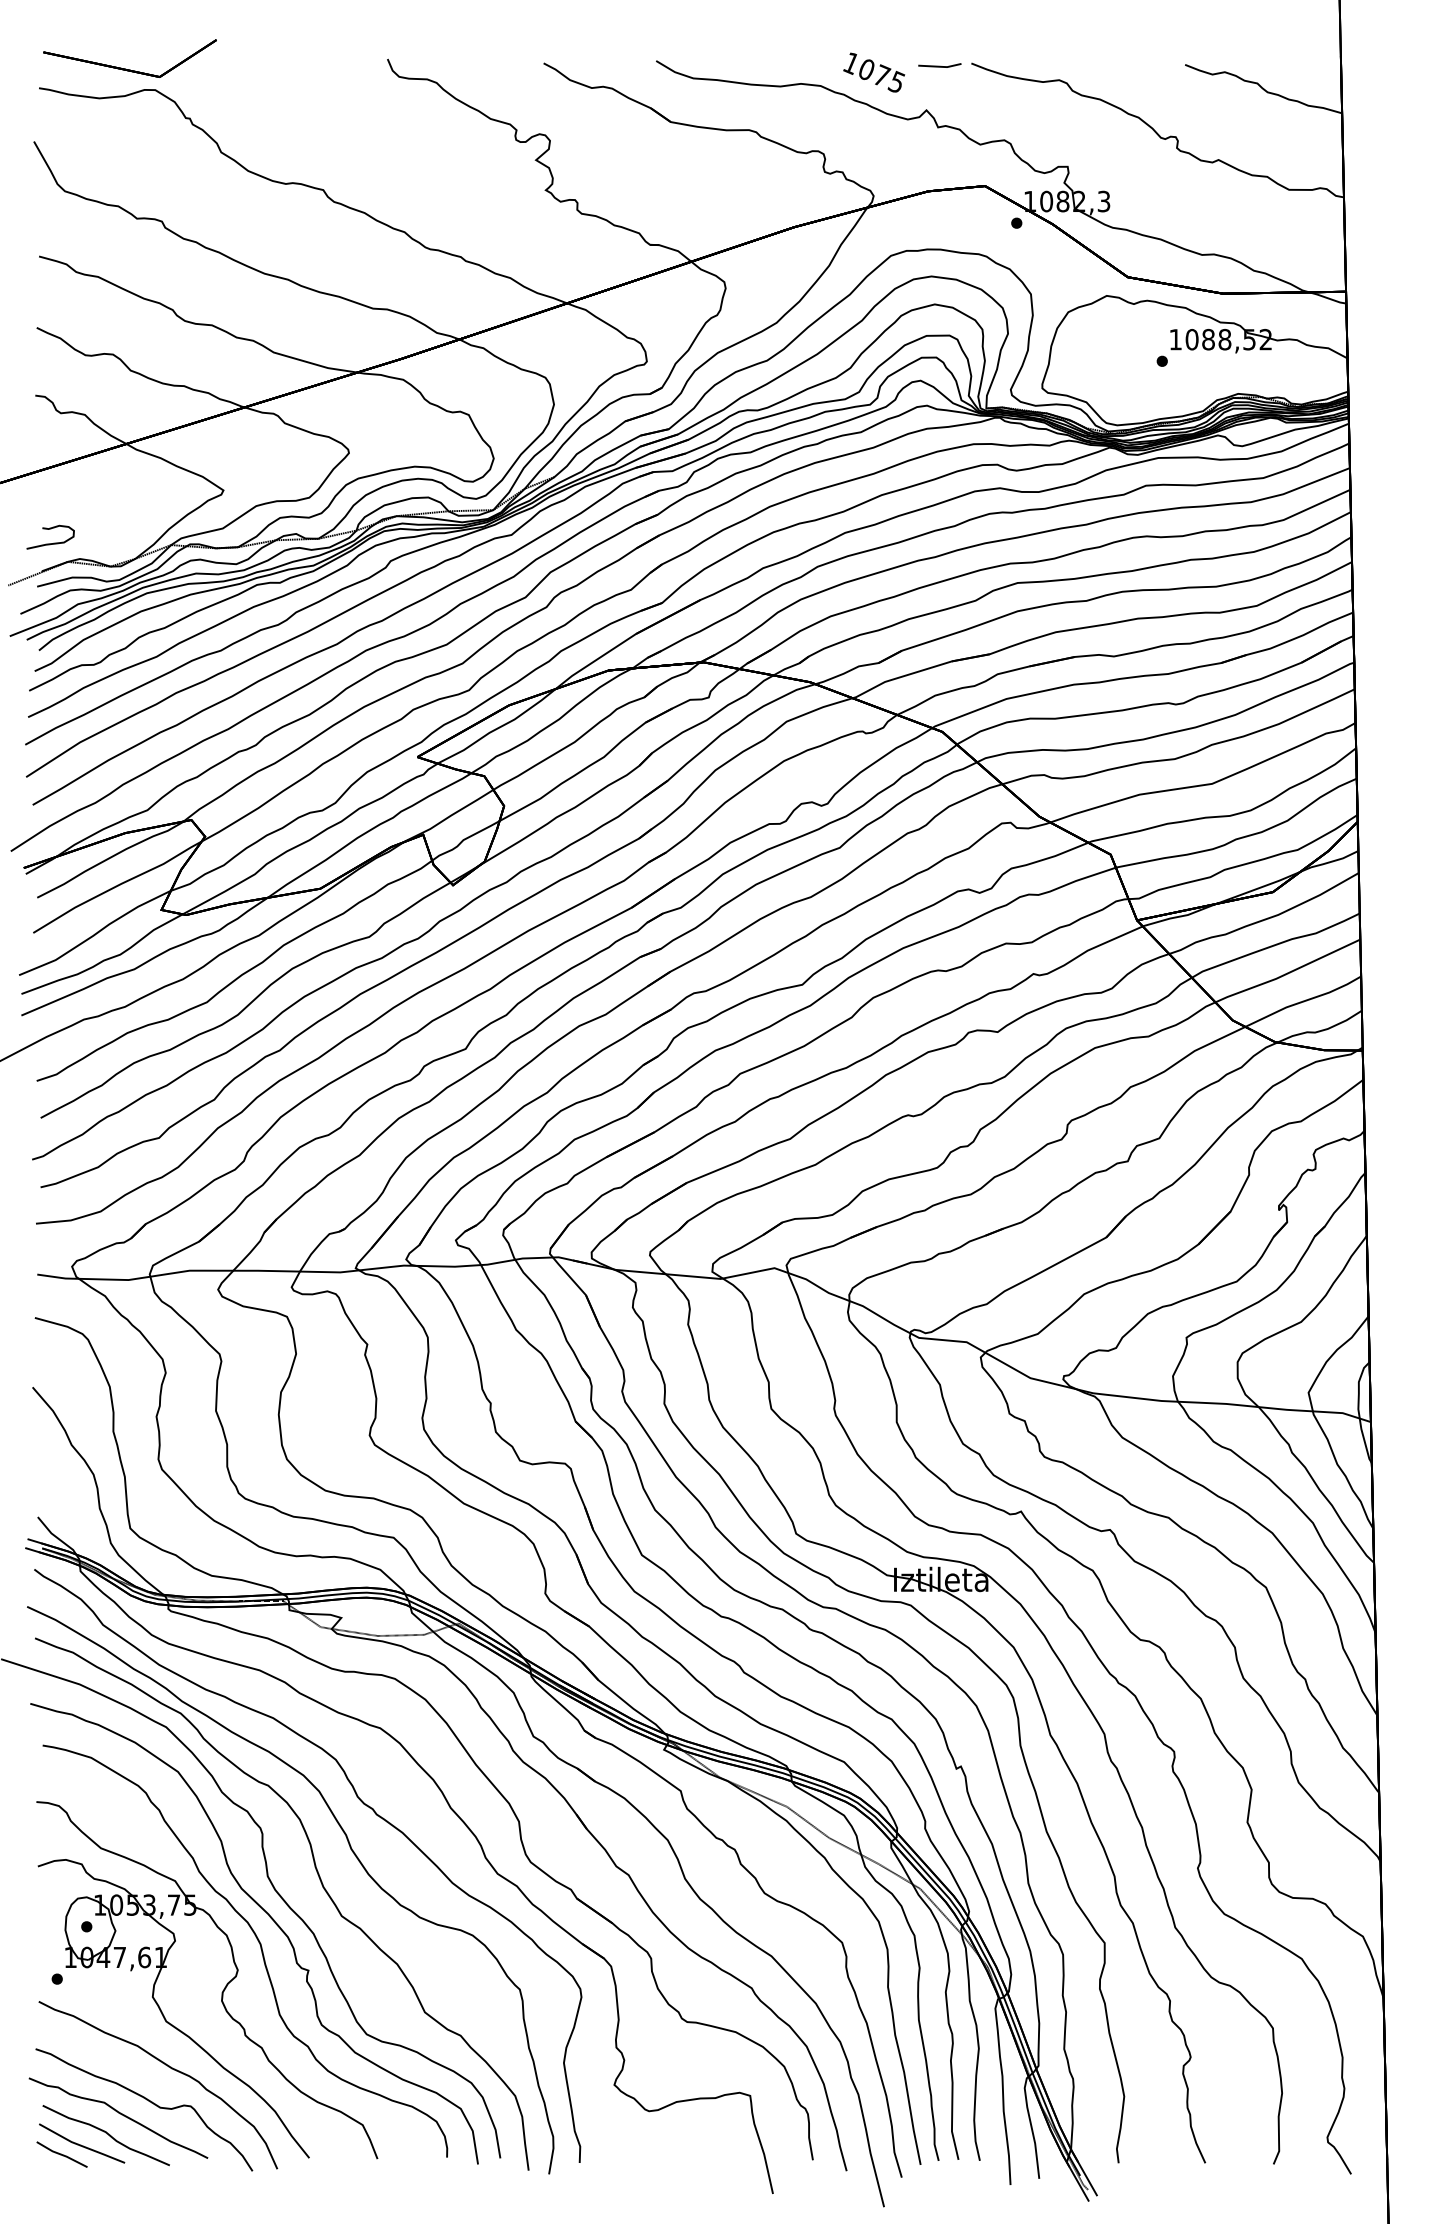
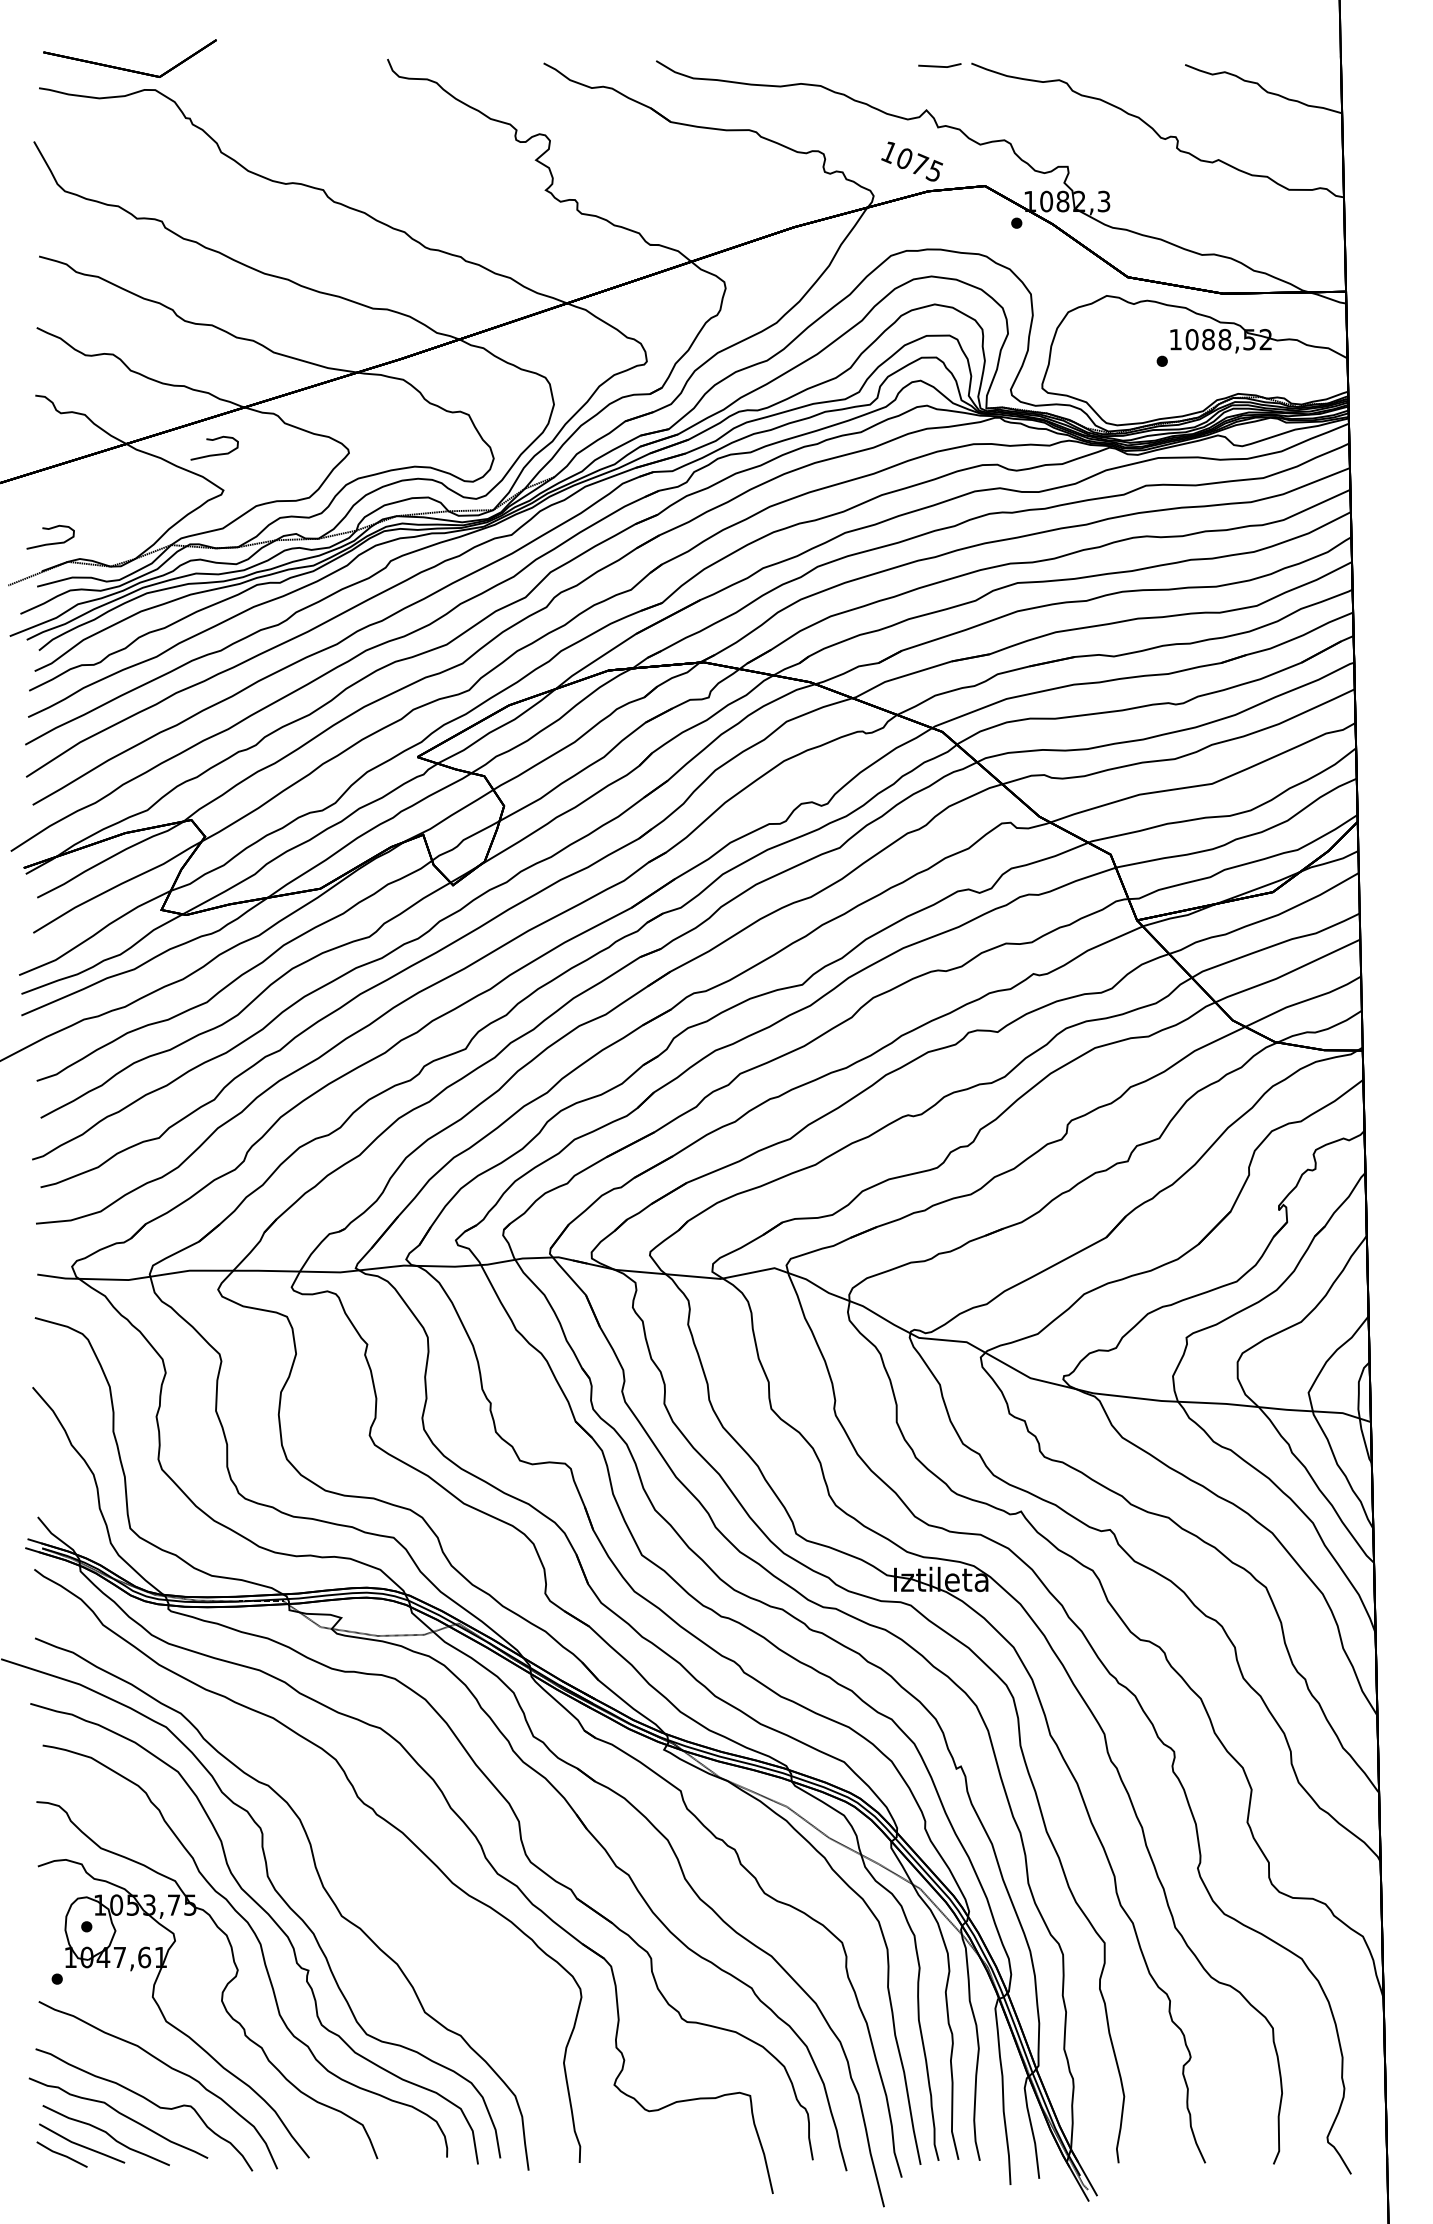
text position: (874, 72) -> (912, 161) (912, 161)
part: none -> present (217, 453)
part: present -> none (351, 1851)
